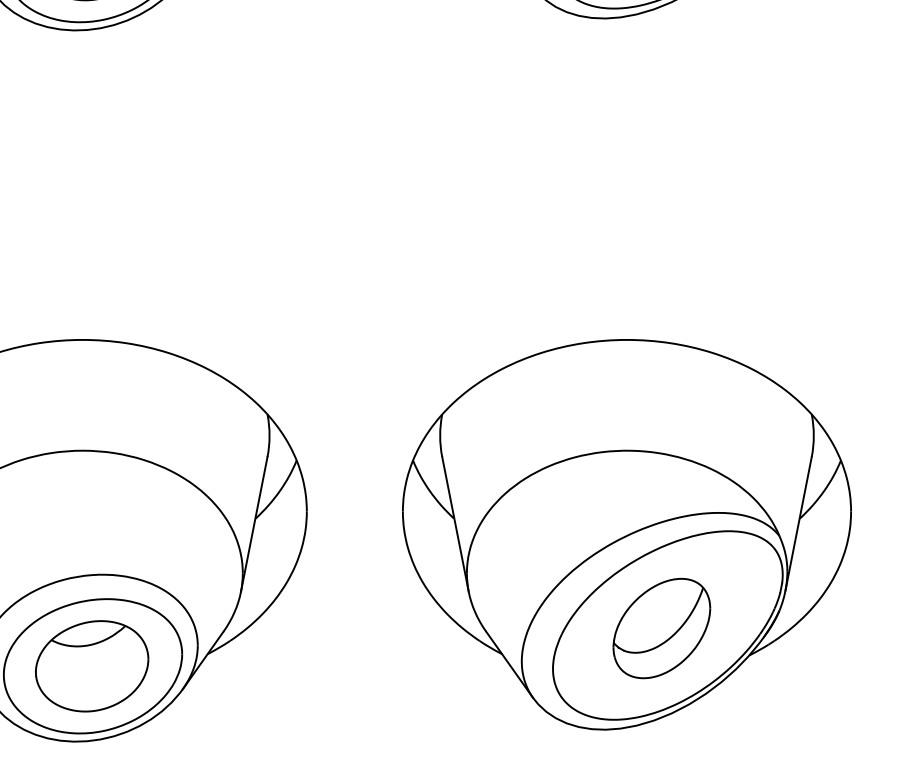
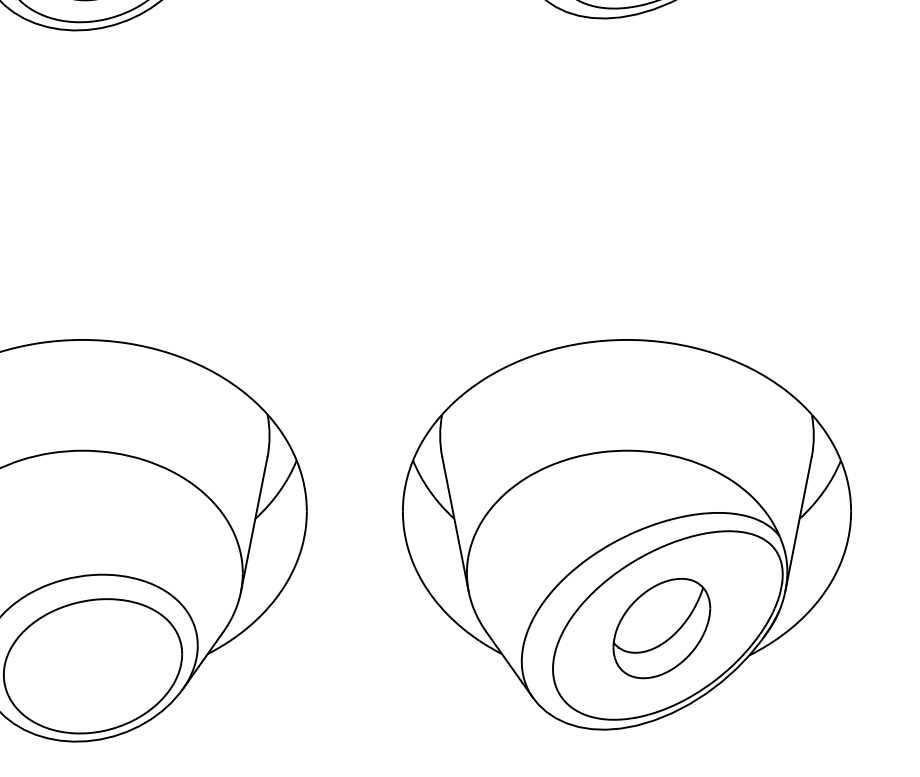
part: present -> none (92, 666)
